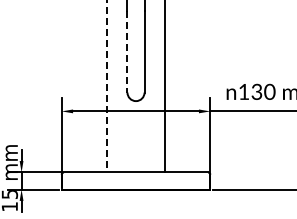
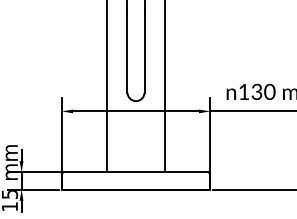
line: dashed -> solid (127, 51)
line: dashed -> solid (107, 86)
